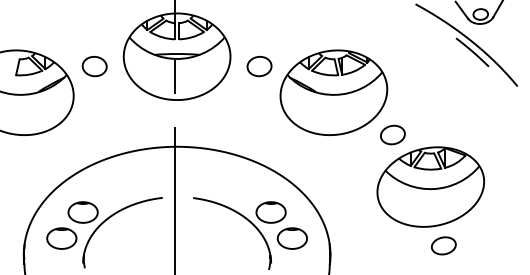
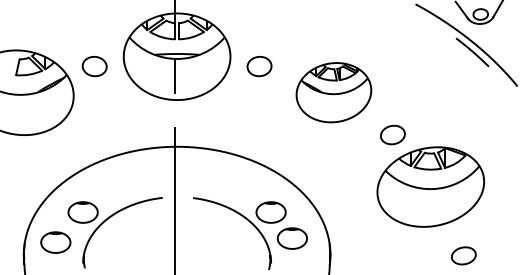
part size: 110x87 px -> 78x62 px (333, 92)
part position: (61, 238) -> (55, 242) (55, 242)
part position: (443, 245) -> (463, 255) (463, 255)
